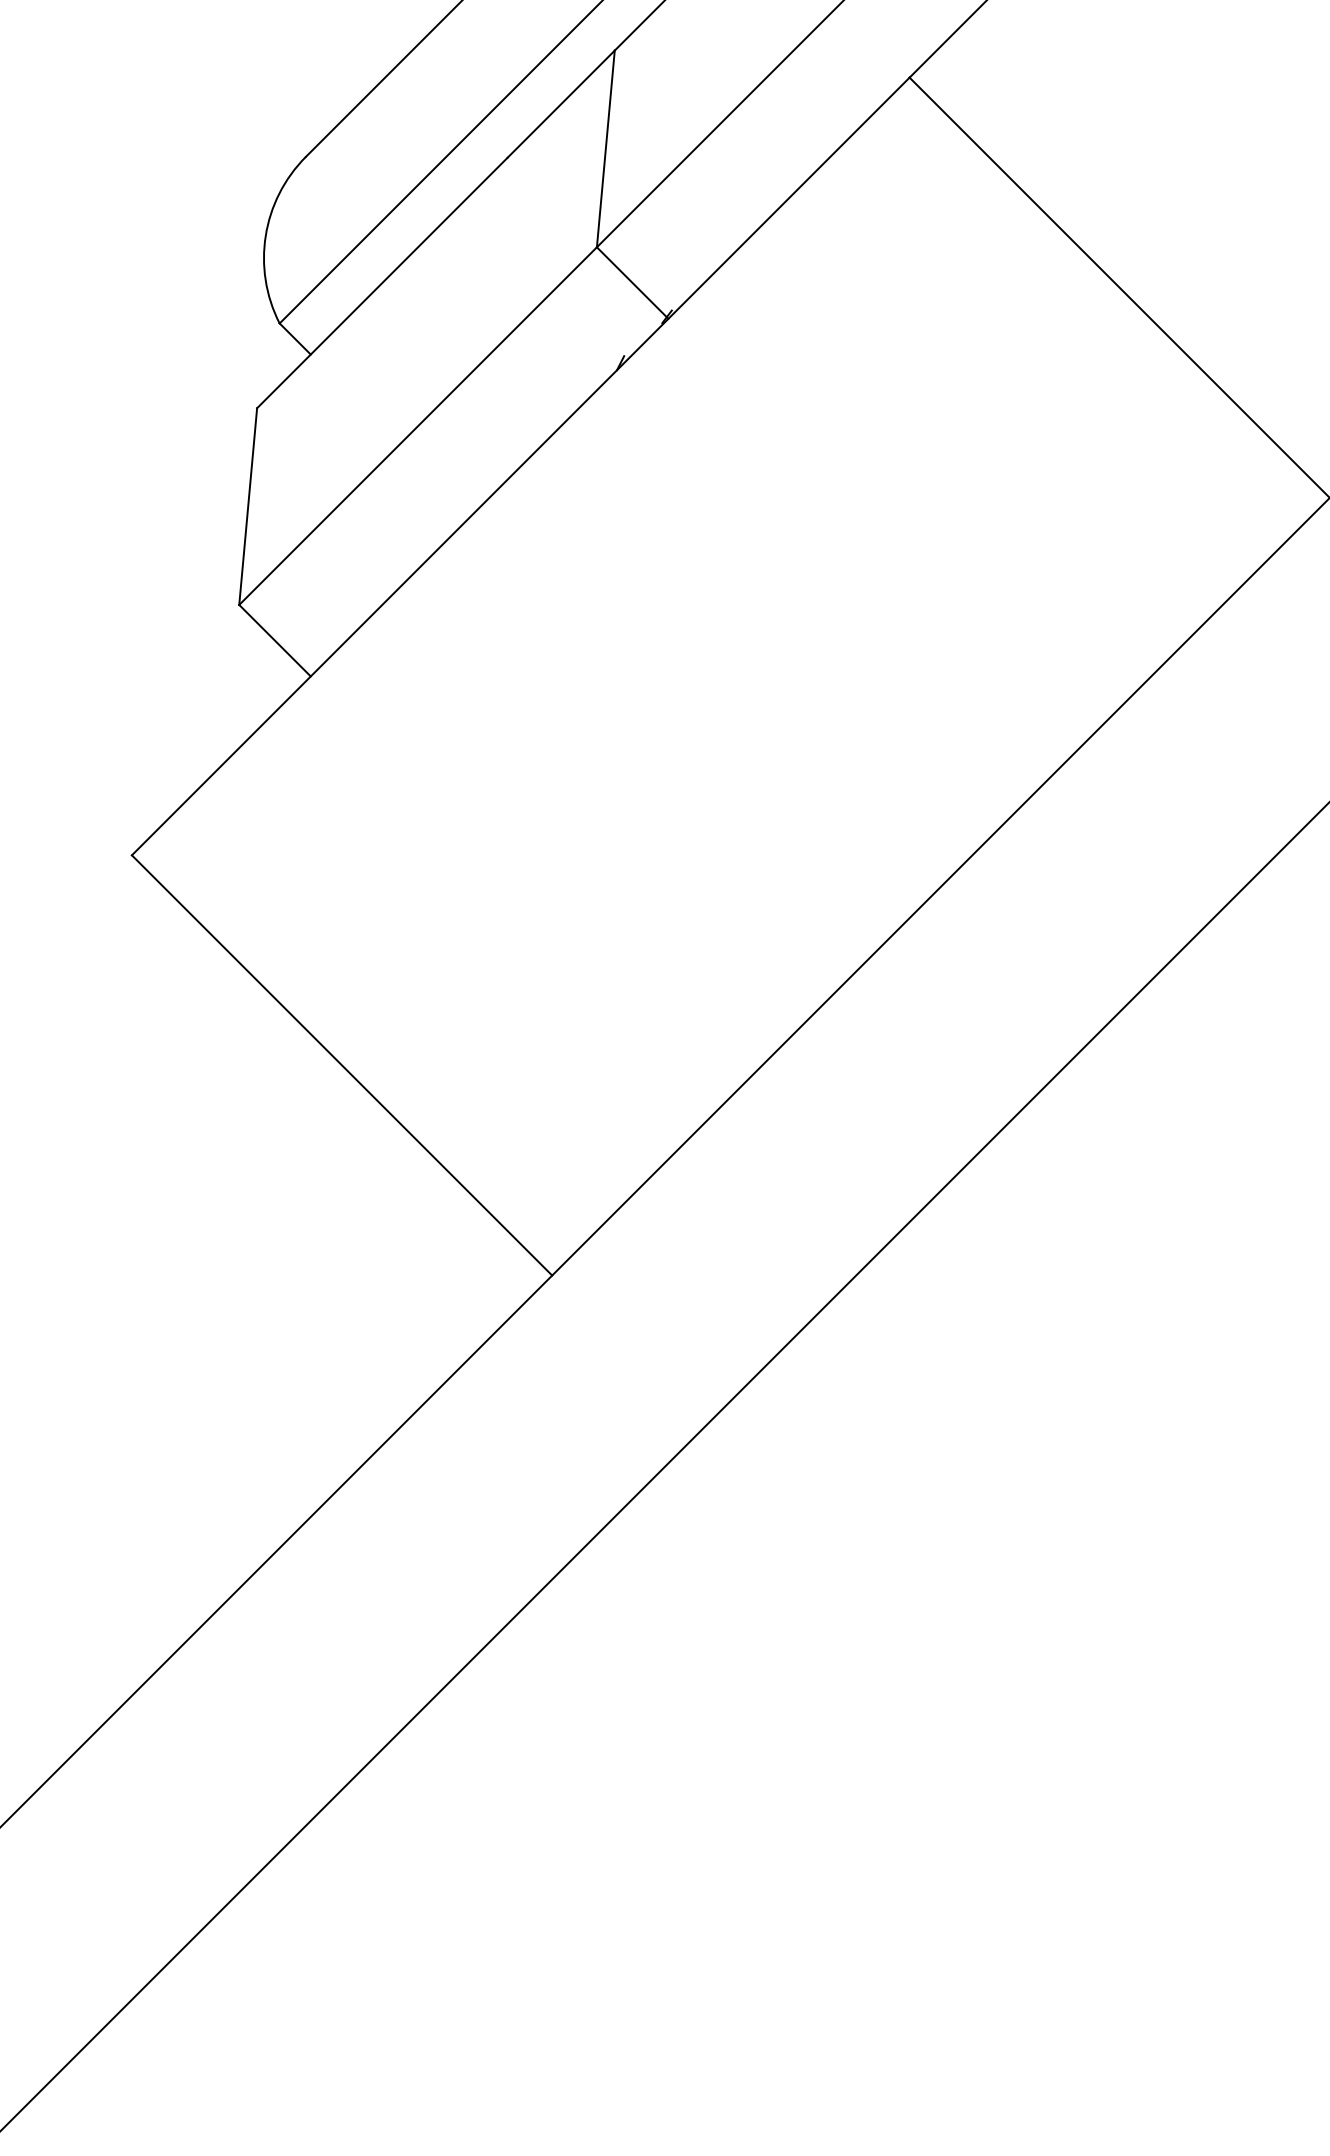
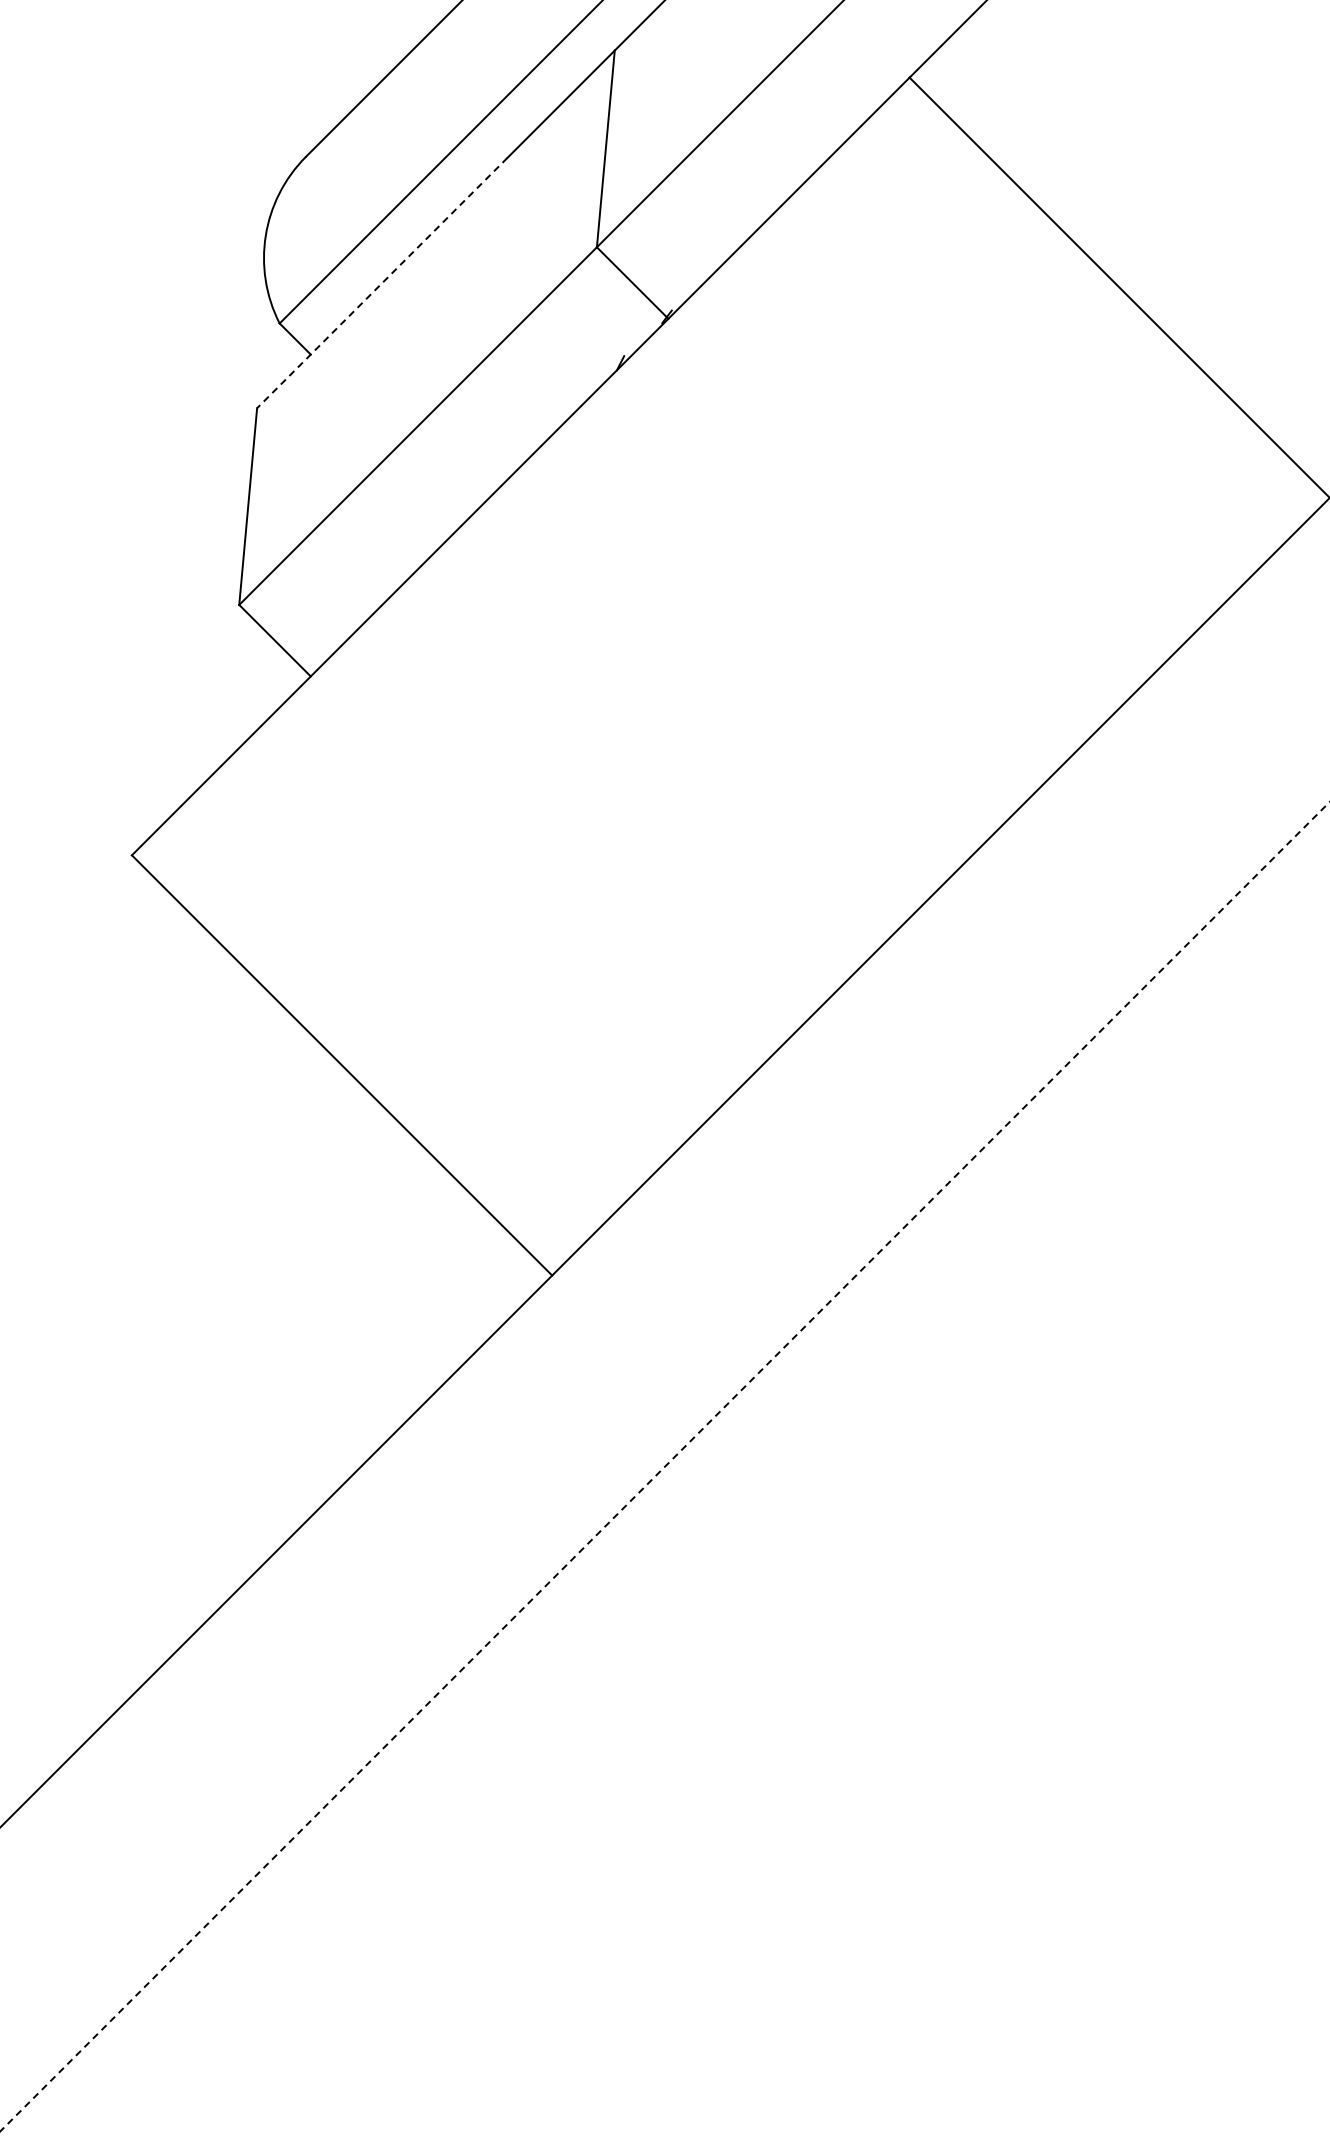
line: solid -> dashed (381, 283)
line: solid -> dashed (665, 1466)
